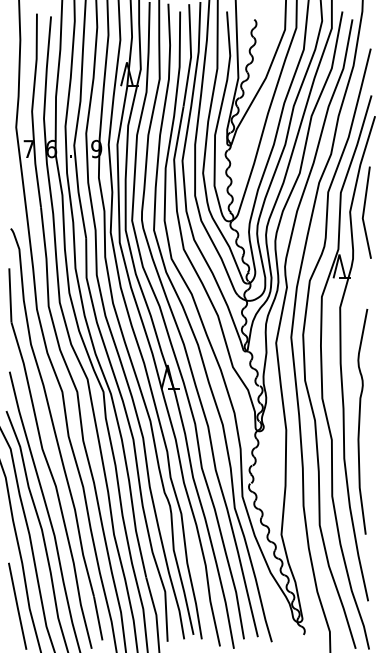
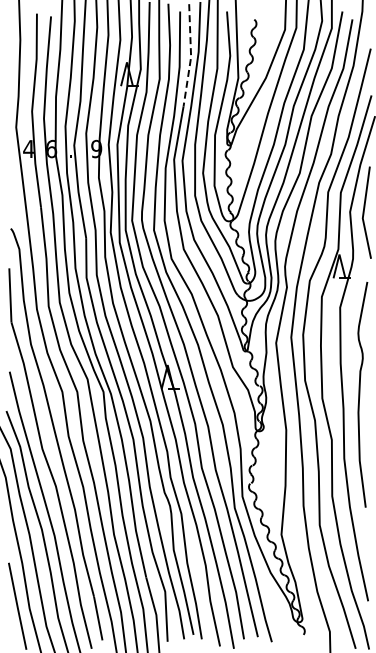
line: solid -> dashed (191, 57)
text: 7 -> 4 (28, 148)
curve position: (360, 421) -> (360, 394) (360, 394)
